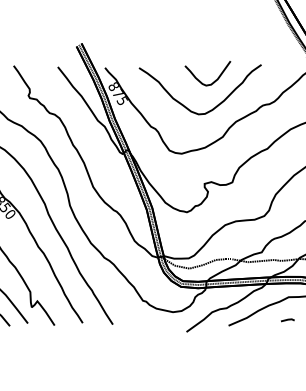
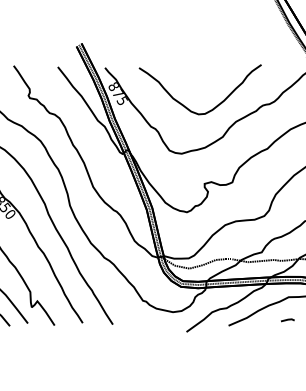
part: present -> none (200, 80)
